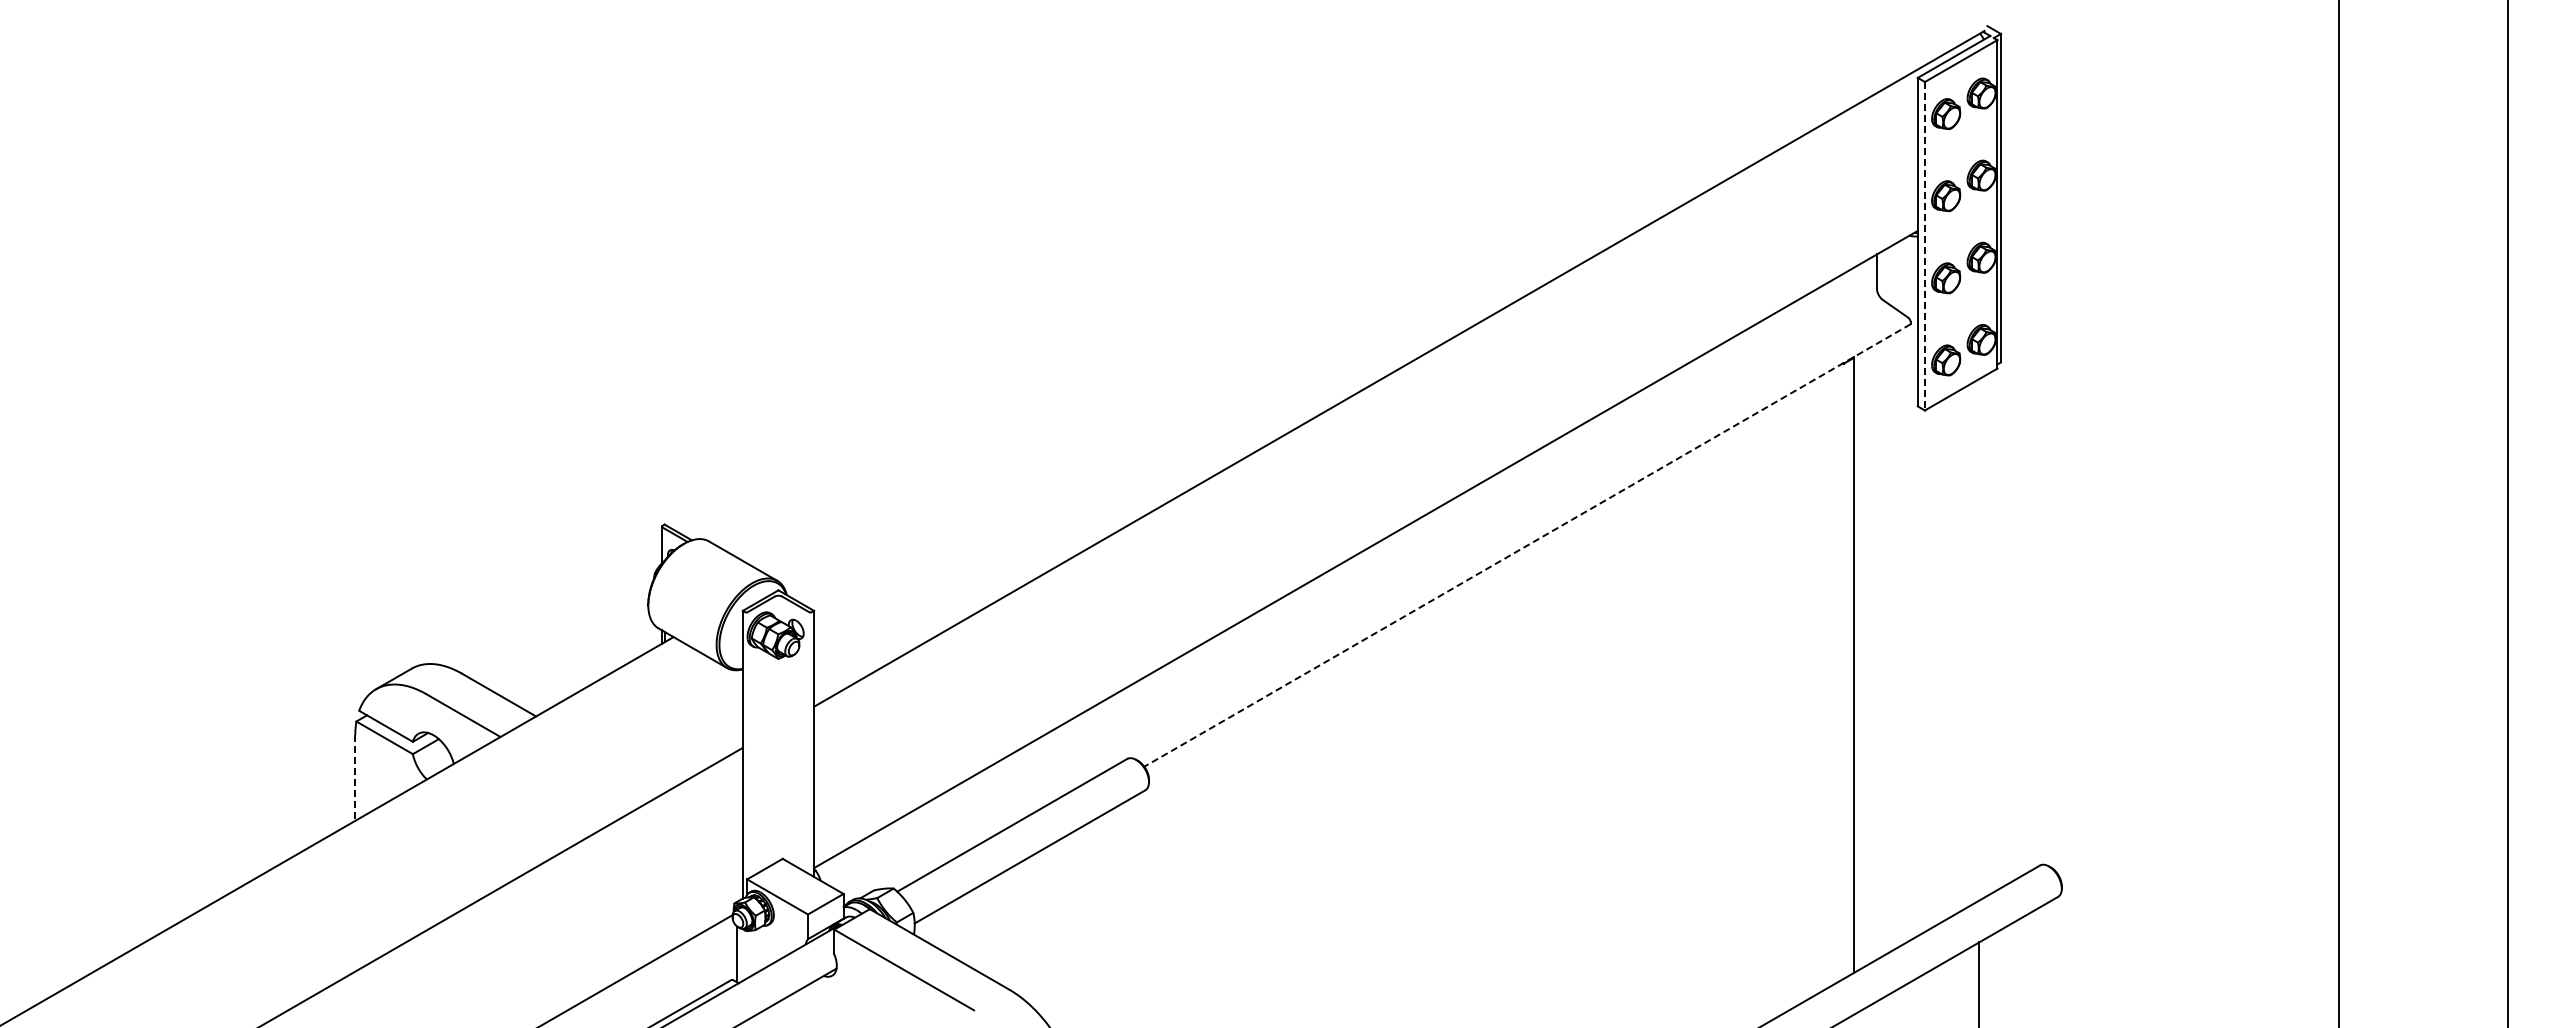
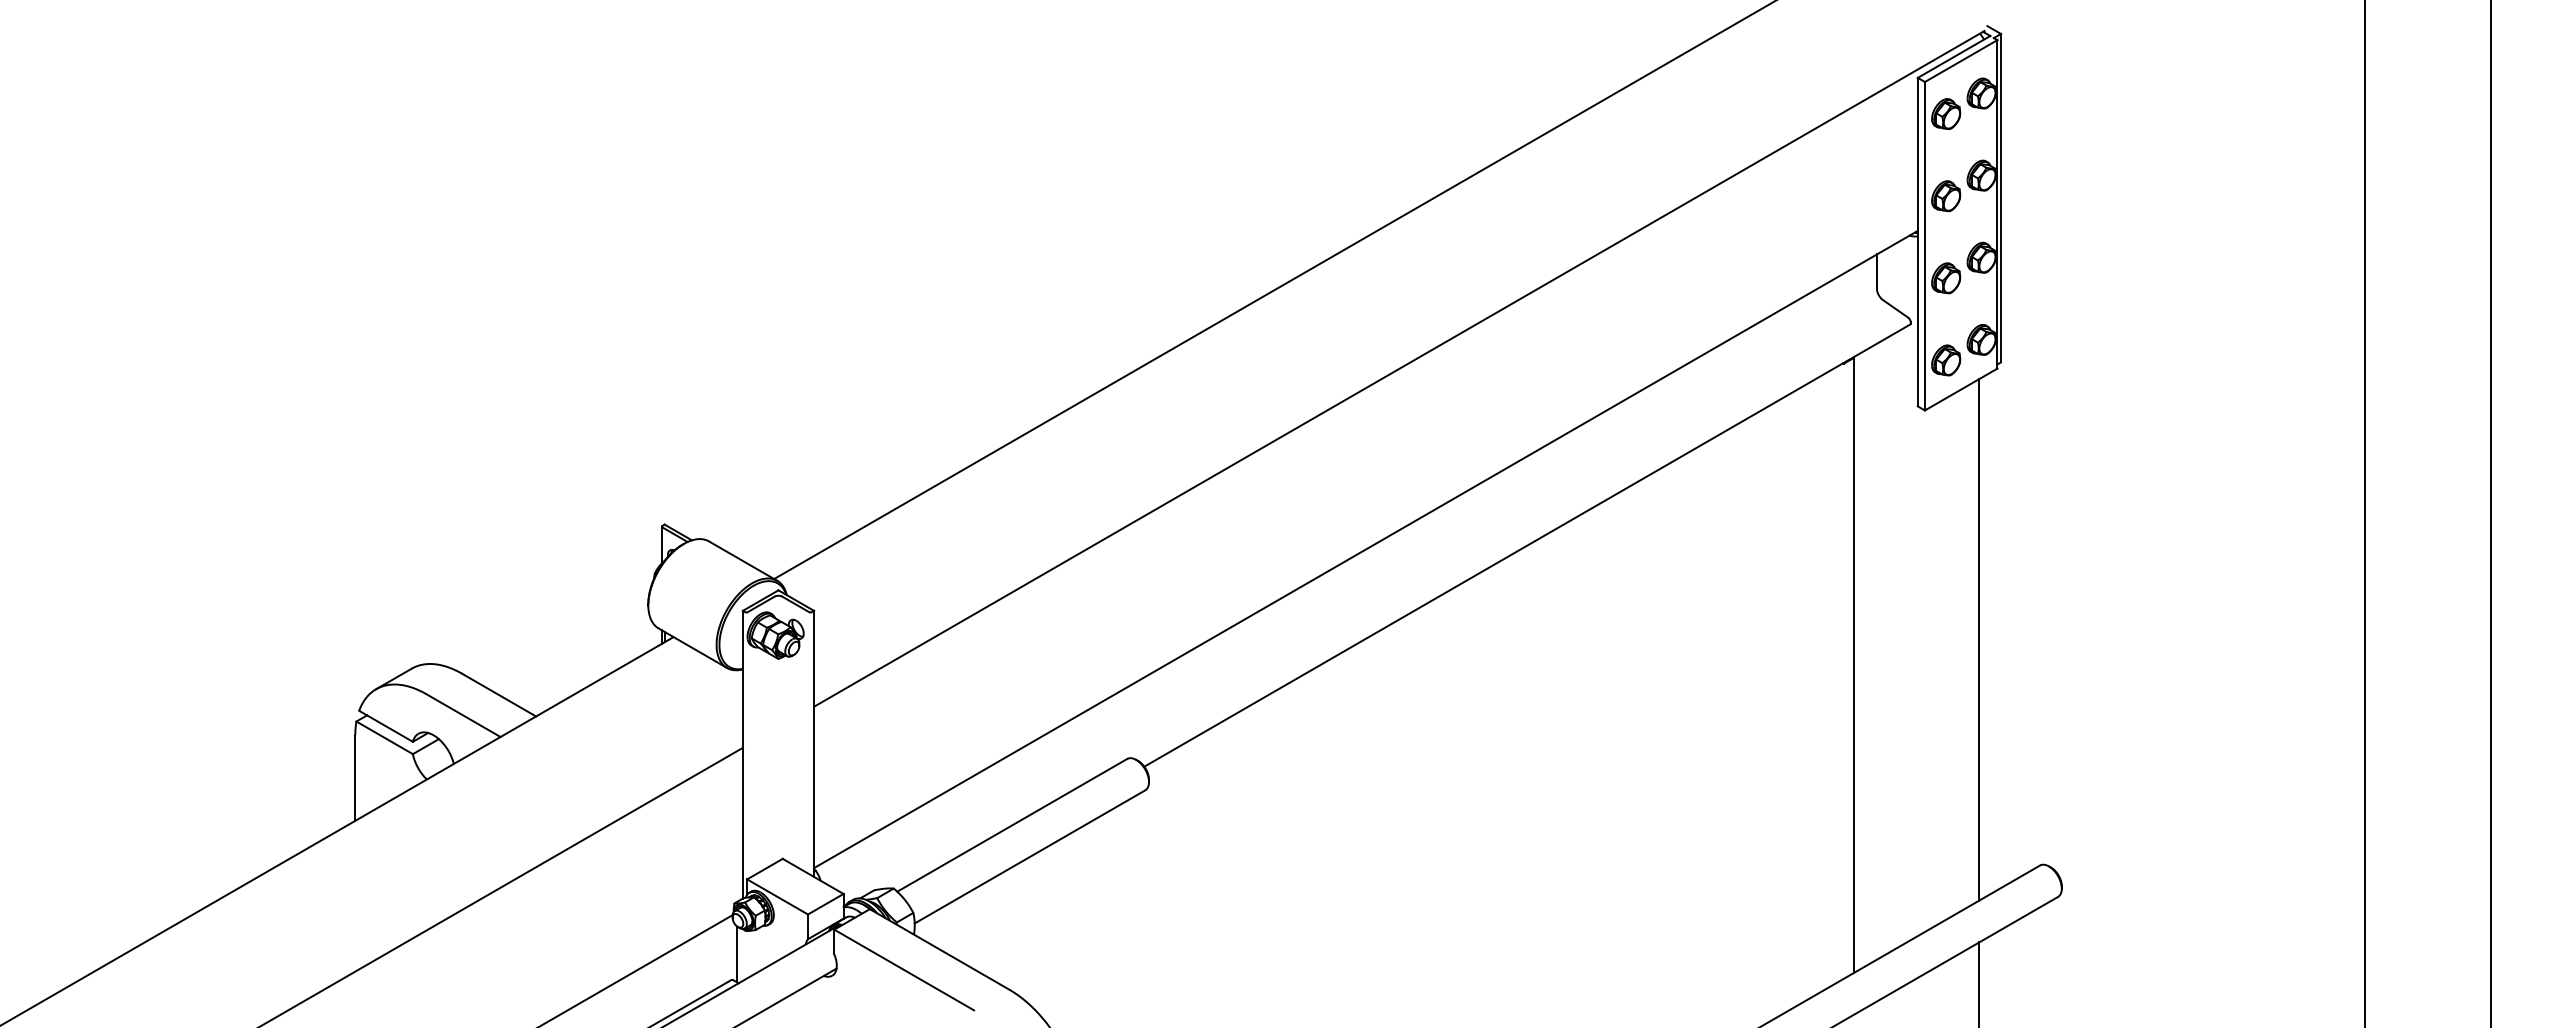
line: dashed -> solid (1924, 246)
line: none -> present (1273, 290)
line position: (2339, 513) -> (2365, 513) (2365, 513)
line position: (2507, 513) -> (2490, 513) (2490, 513)
line: dashed -> solid (1527, 545)
line: none -> present (1979, 639)
line: dashed -> solid (355, 778)
